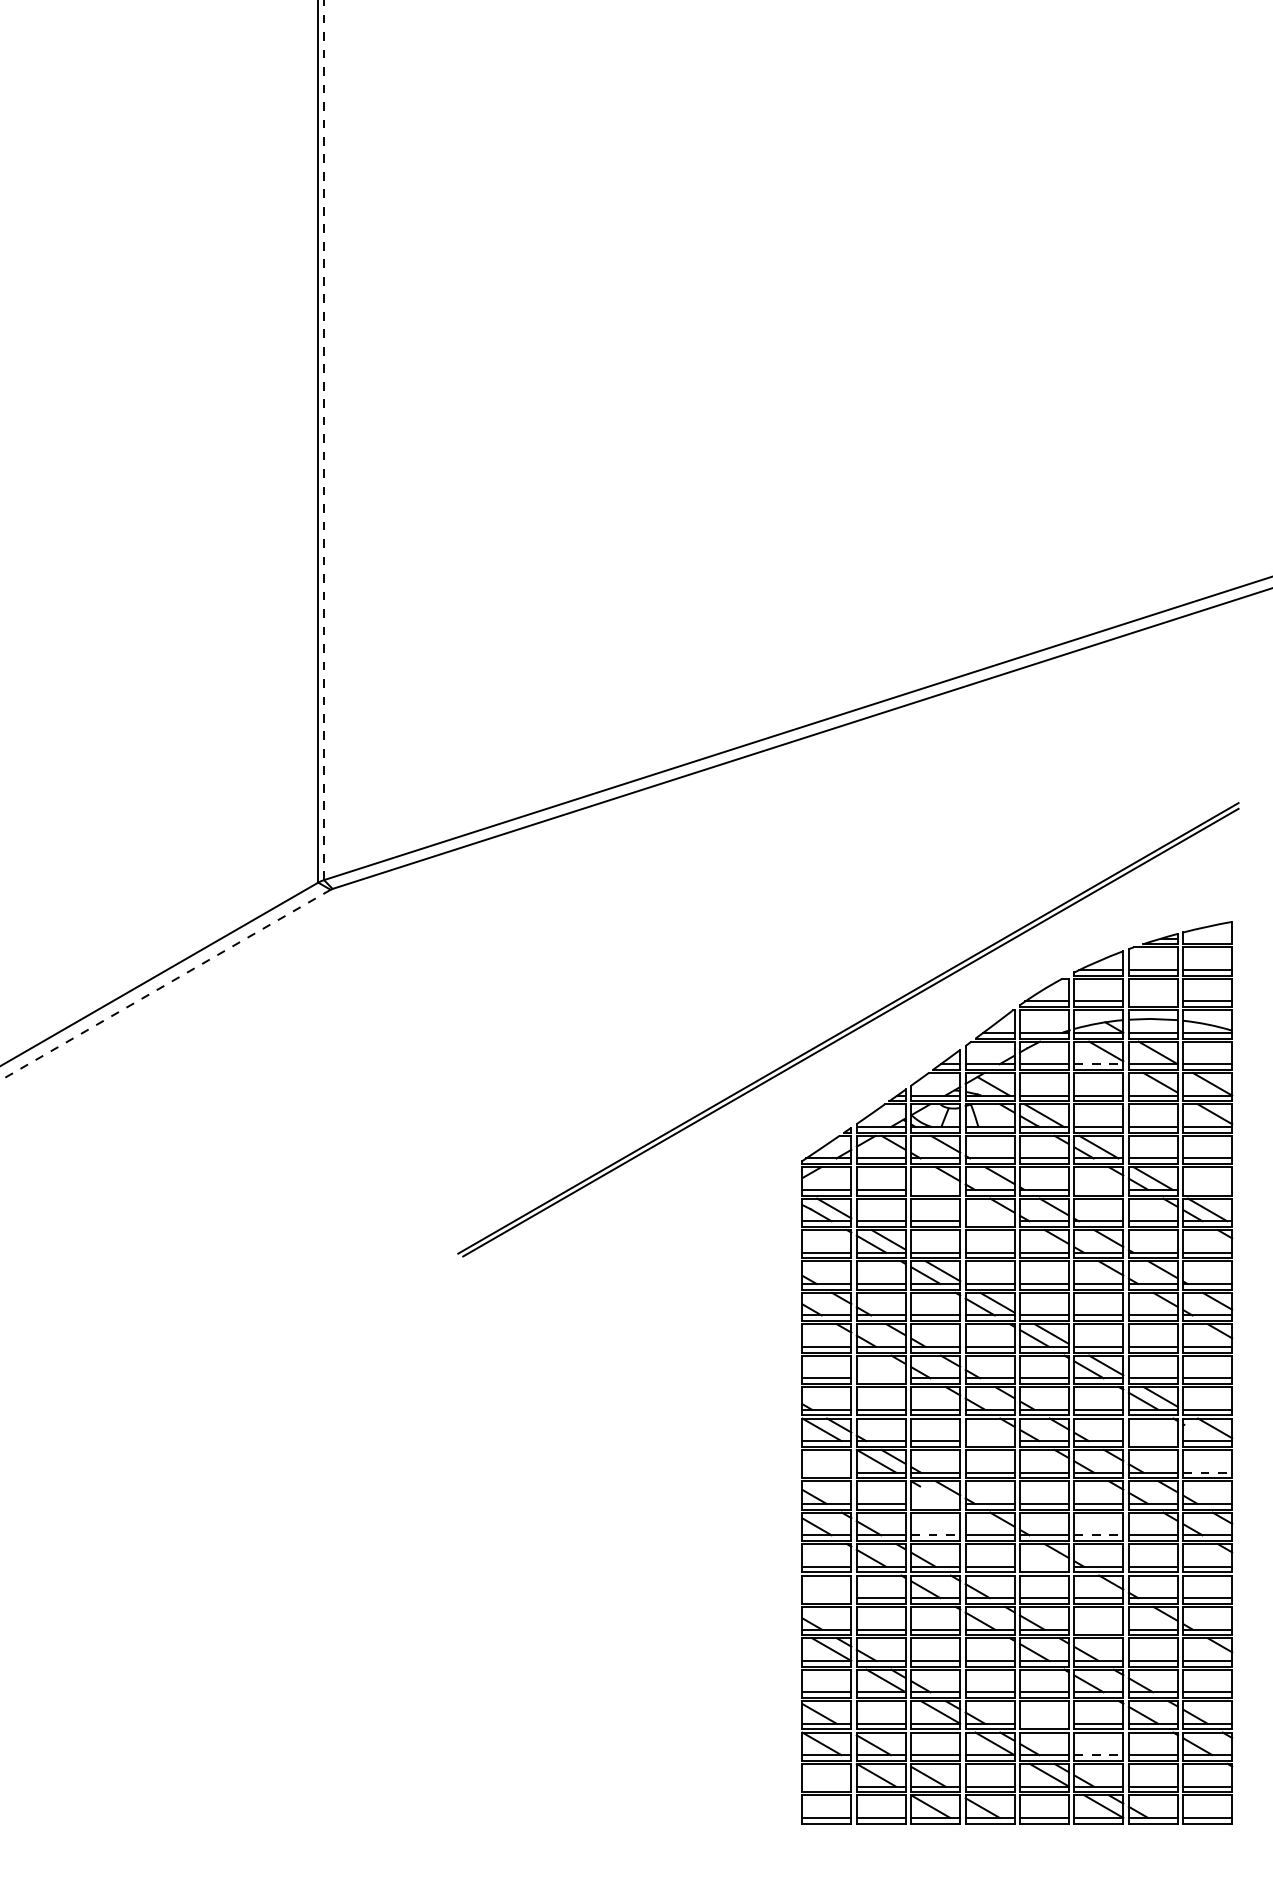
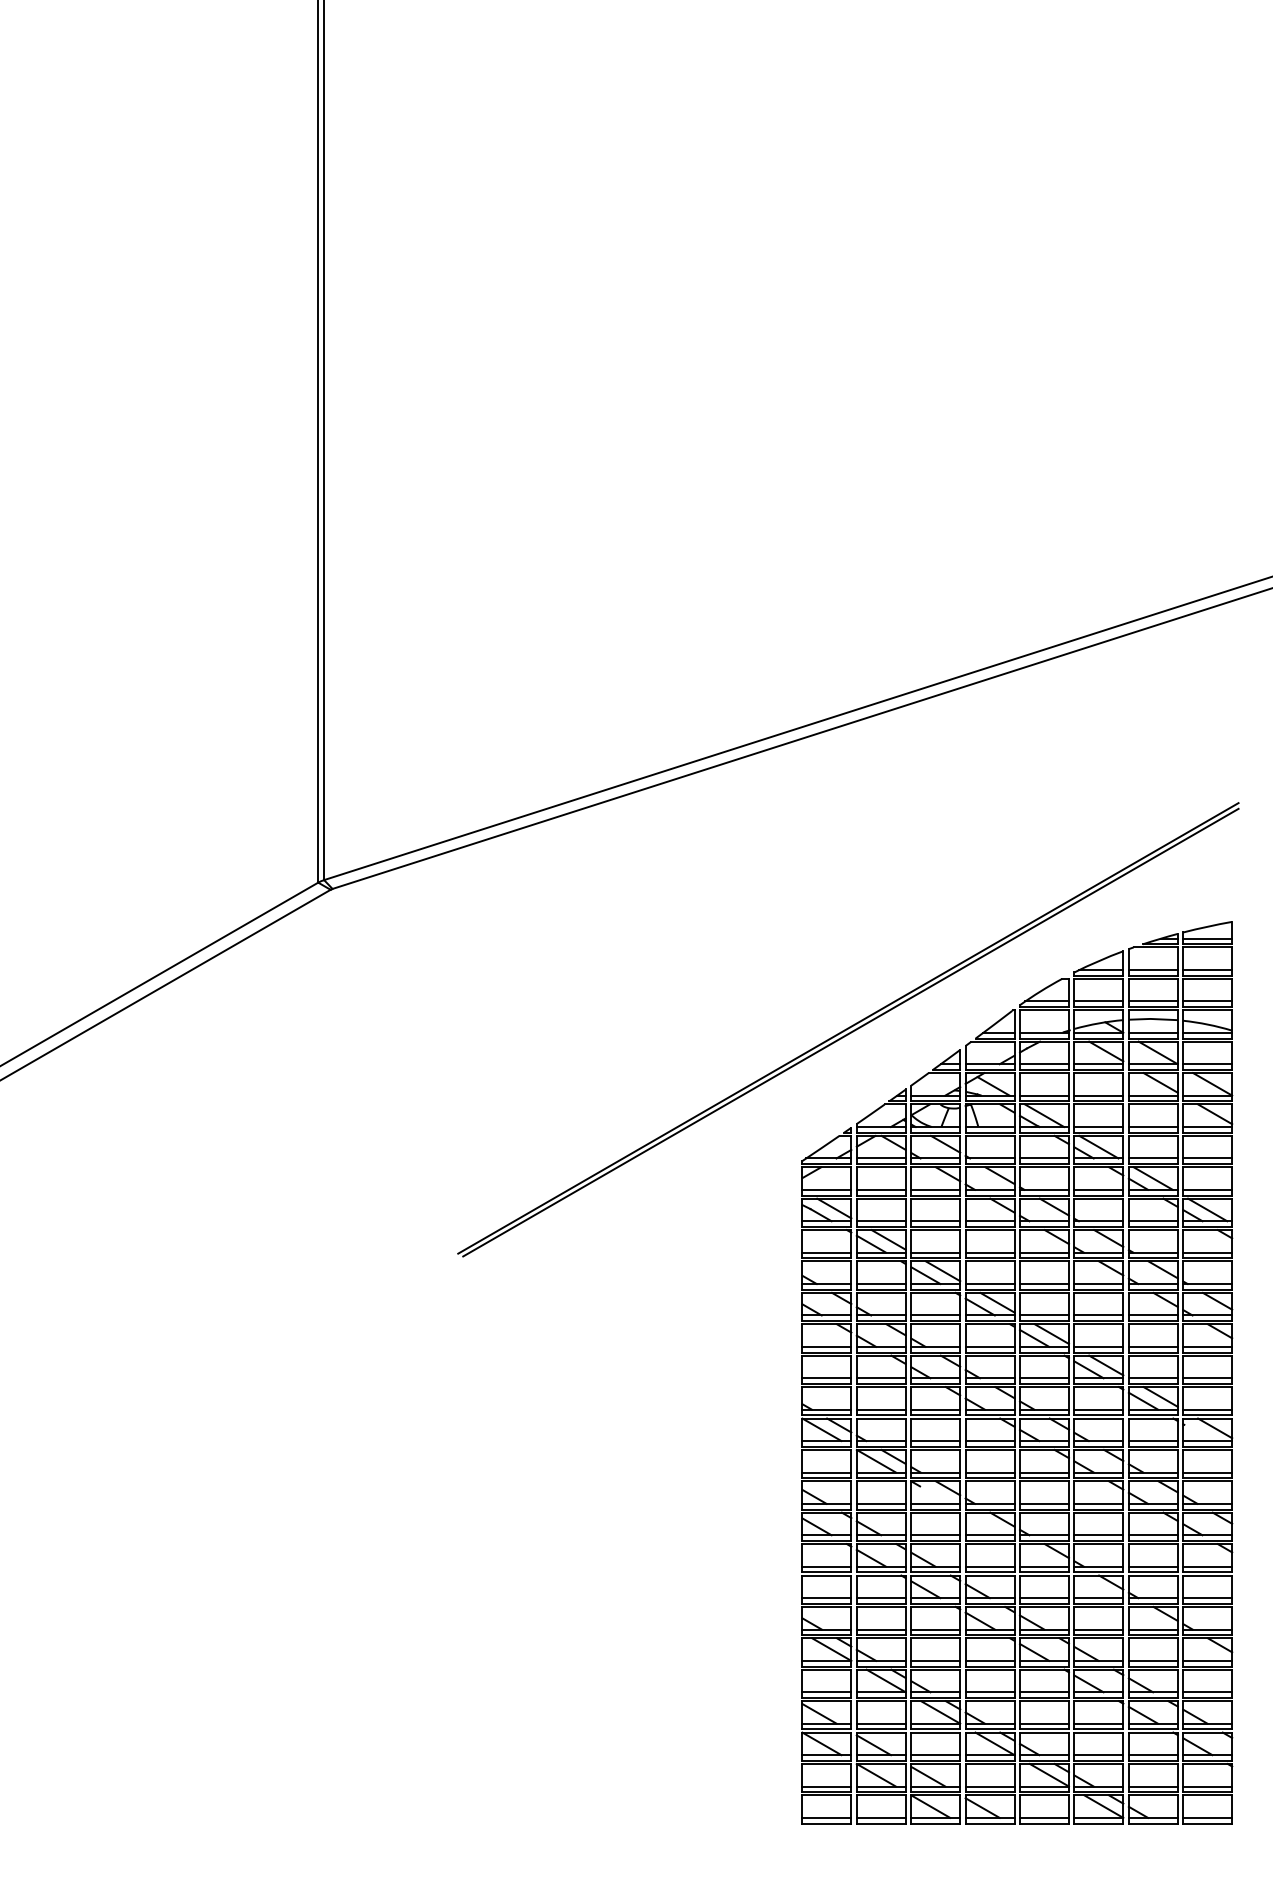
line: dashed -> solid (324, 439)
line: none -> present (1207, 938)
line: dashed -> solid (166, 984)
line: none -> present (1152, 1001)
line: dashed -> solid (1099, 1064)
line: none -> present (935, 1189)
line: none -> present (1098, 1189)
line: none -> present (1207, 1189)
line: none -> present (989, 1221)
line: none -> present (880, 1378)
line: none -> present (989, 1441)
line: none -> present (1152, 1441)
line: none -> present (826, 1472)
line: dashed -> solid (1208, 1472)
line: none -> present (935, 1503)
line: dashed -> solid (936, 1535)
line: dashed -> solid (1099, 1535)
line: none -> present (1044, 1566)
line: none -> present (826, 1598)
line: none -> present (1098, 1629)
line: none -> present (1044, 1723)
line: dashed -> solid (1099, 1755)
line: none -> present (826, 1786)
